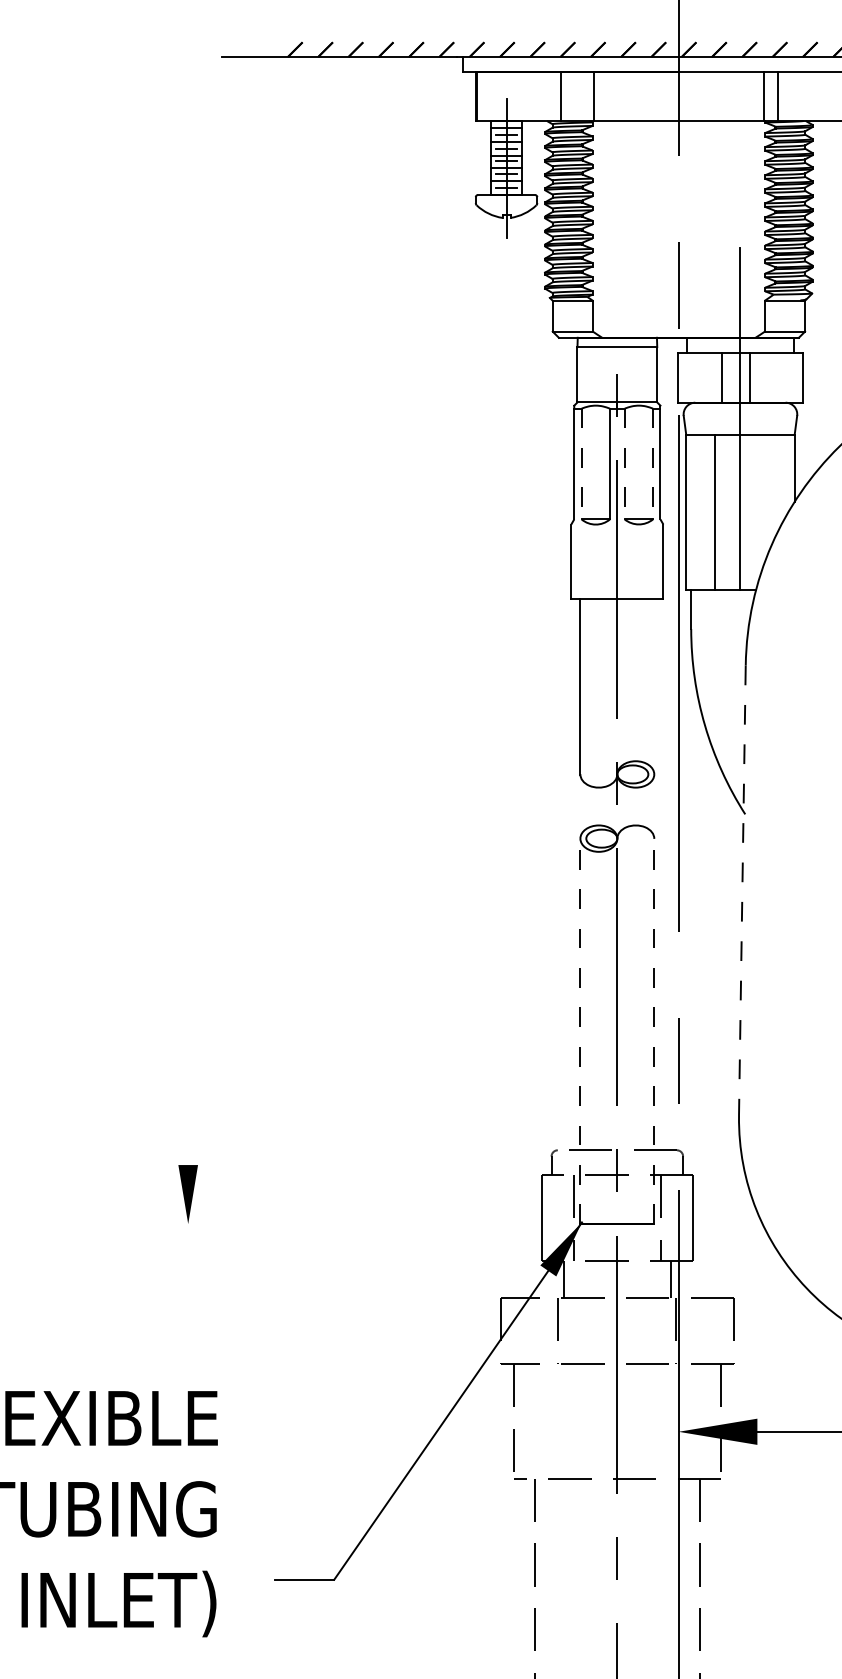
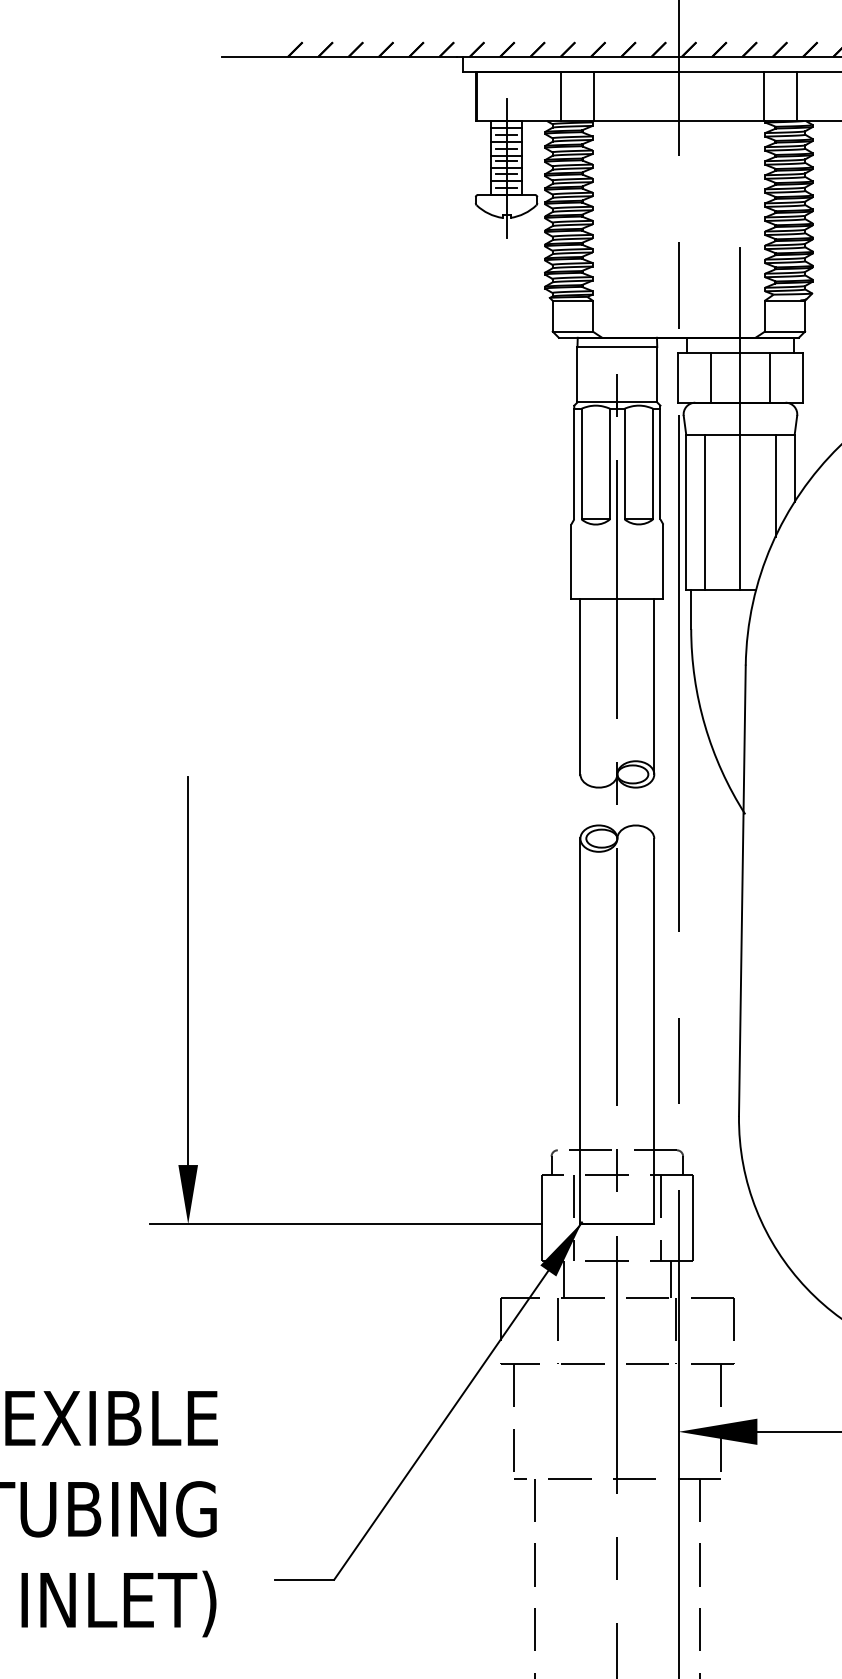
line position: (777, 96) -> (796, 96) (796, 96)
line position: (722, 377) -> (711, 377) (711, 377)
line position: (749, 377) -> (769, 377) (769, 377)
line: dashed -> solid (581, 464)
line: dashed -> solid (624, 464)
line: dashed -> solid (653, 464)
line: none -> present (775, 485)
line position: (715, 511) -> (705, 511) (705, 511)
line: none -> present (654, 686)
line: dashed -> solid (742, 891)
line: none -> present (188, 974)
line: dashed -> solid (580, 1031)
line: dashed -> solid (654, 1031)
line: none -> present (346, 1224)
